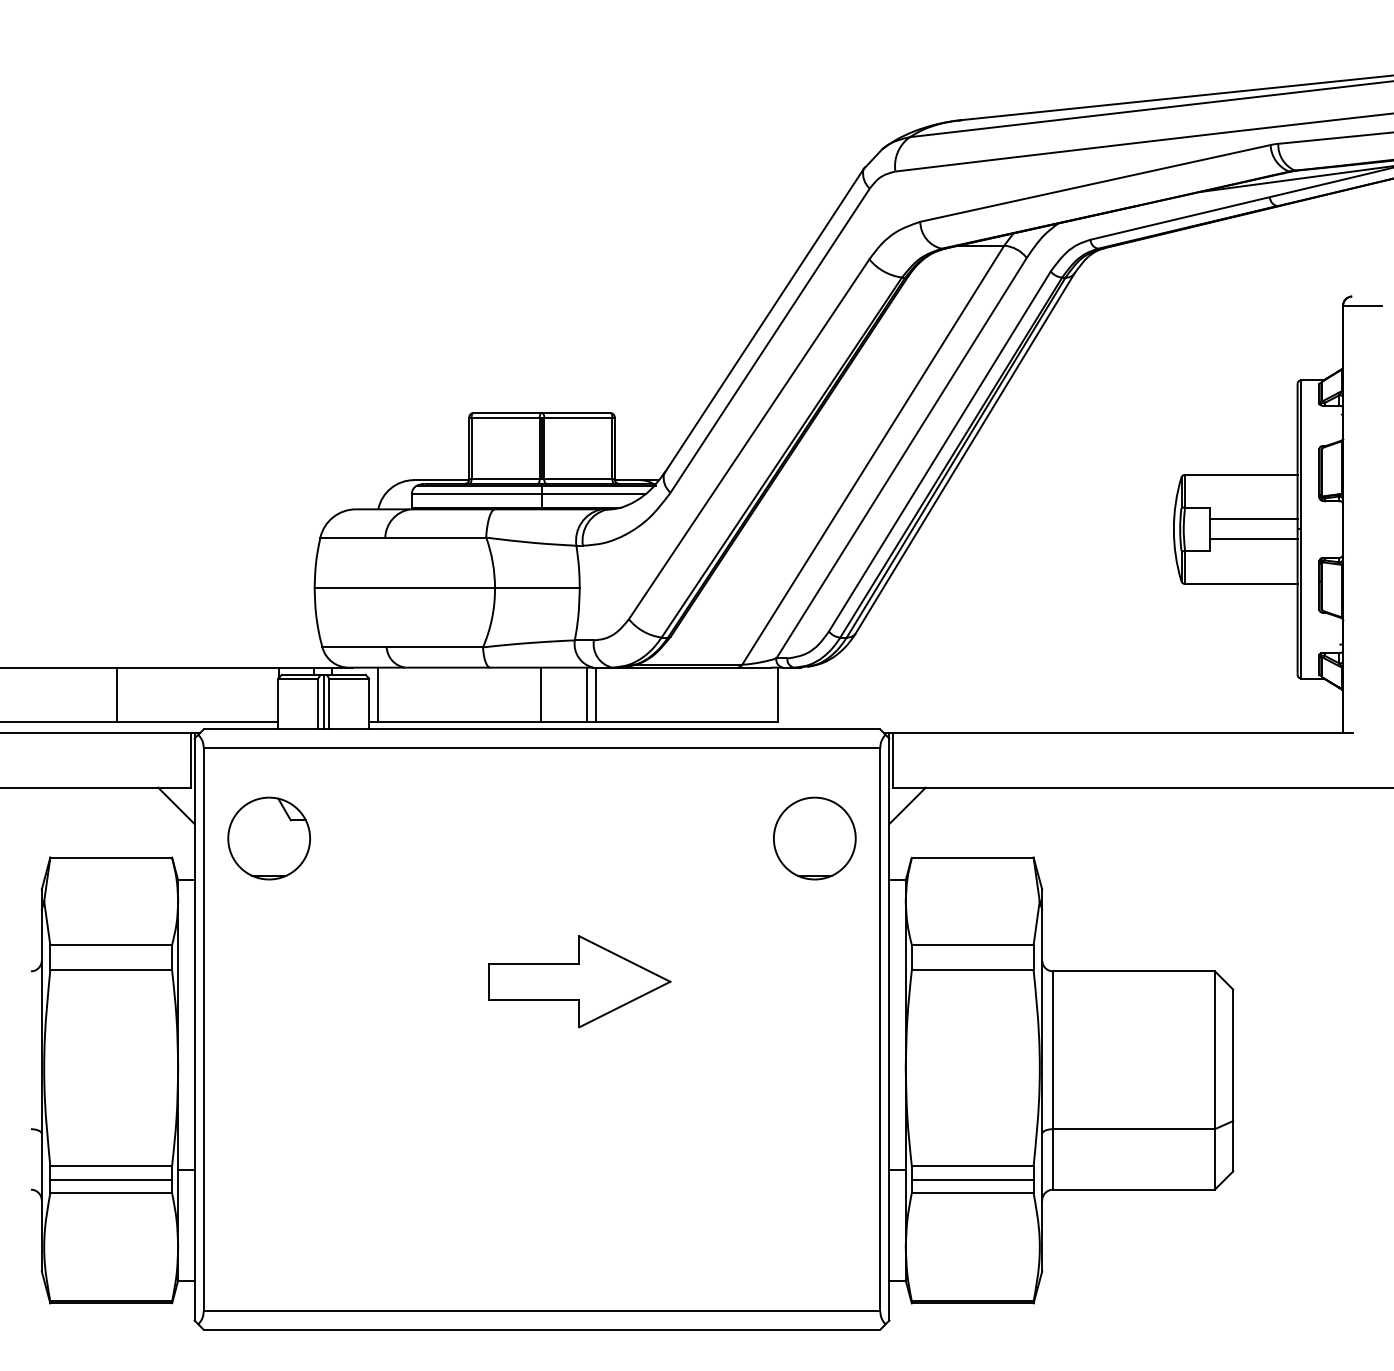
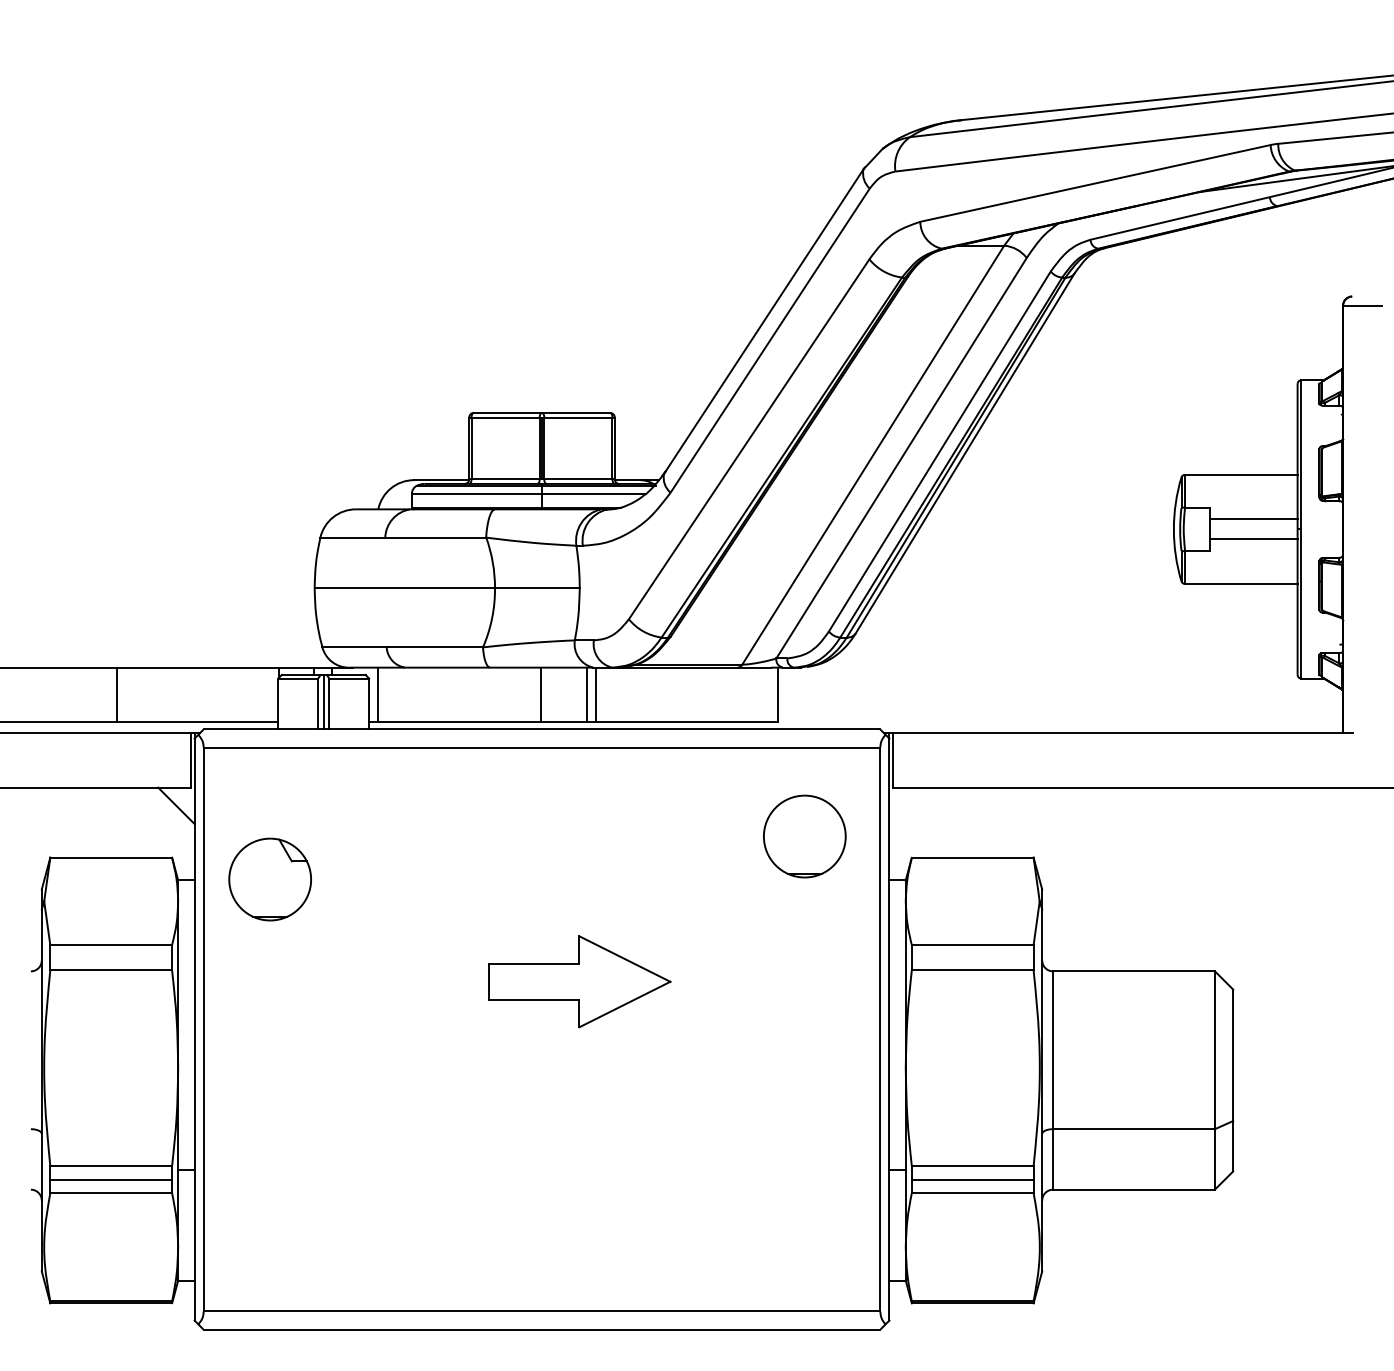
line: present -> none (907, 805)
part position: (268, 838) -> (269, 879) (269, 879)
part position: (814, 838) -> (804, 836) (804, 836)
